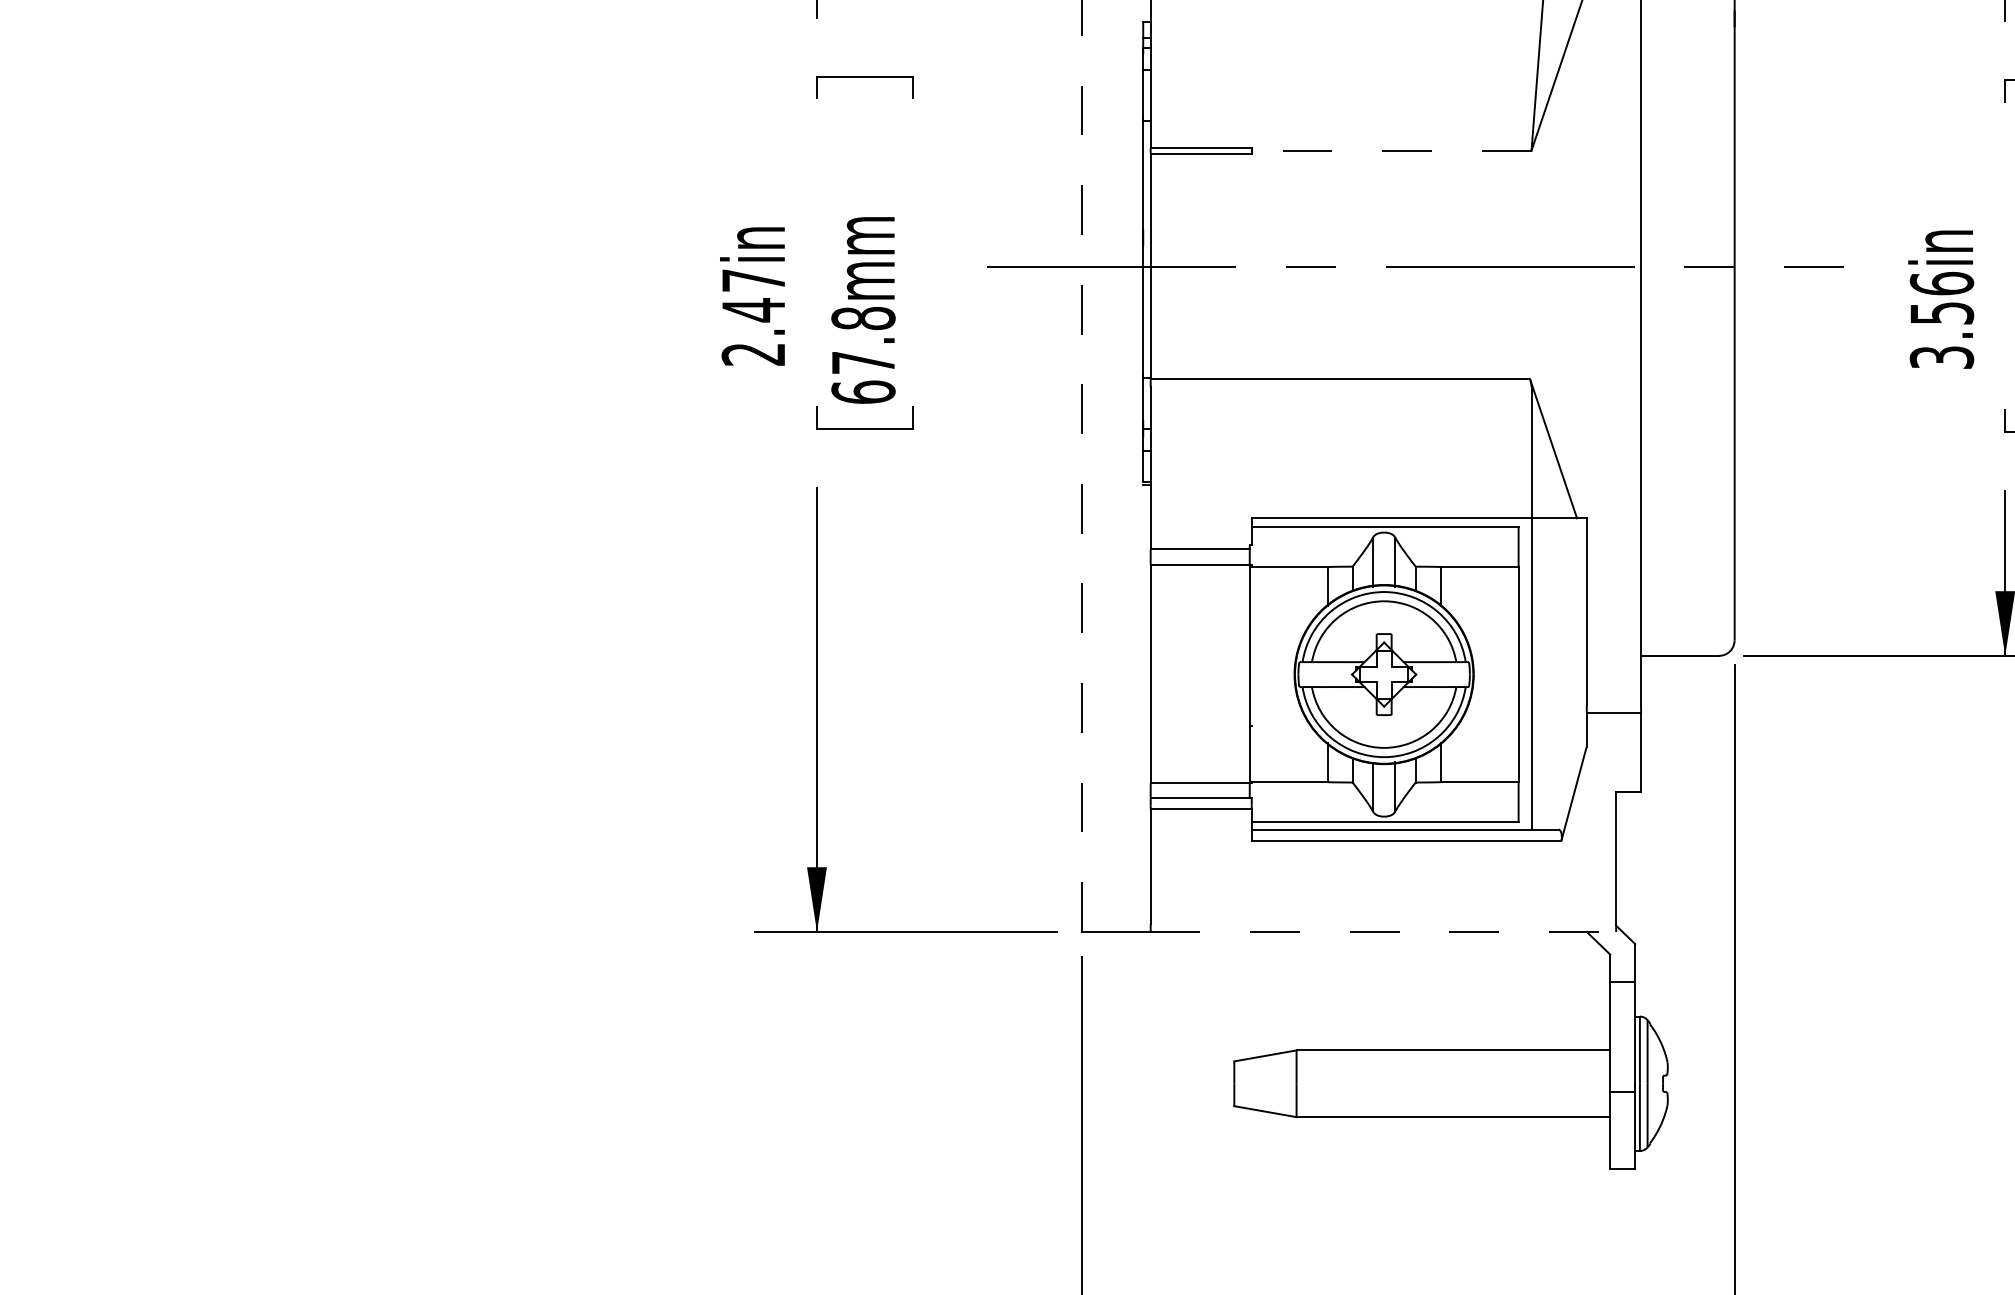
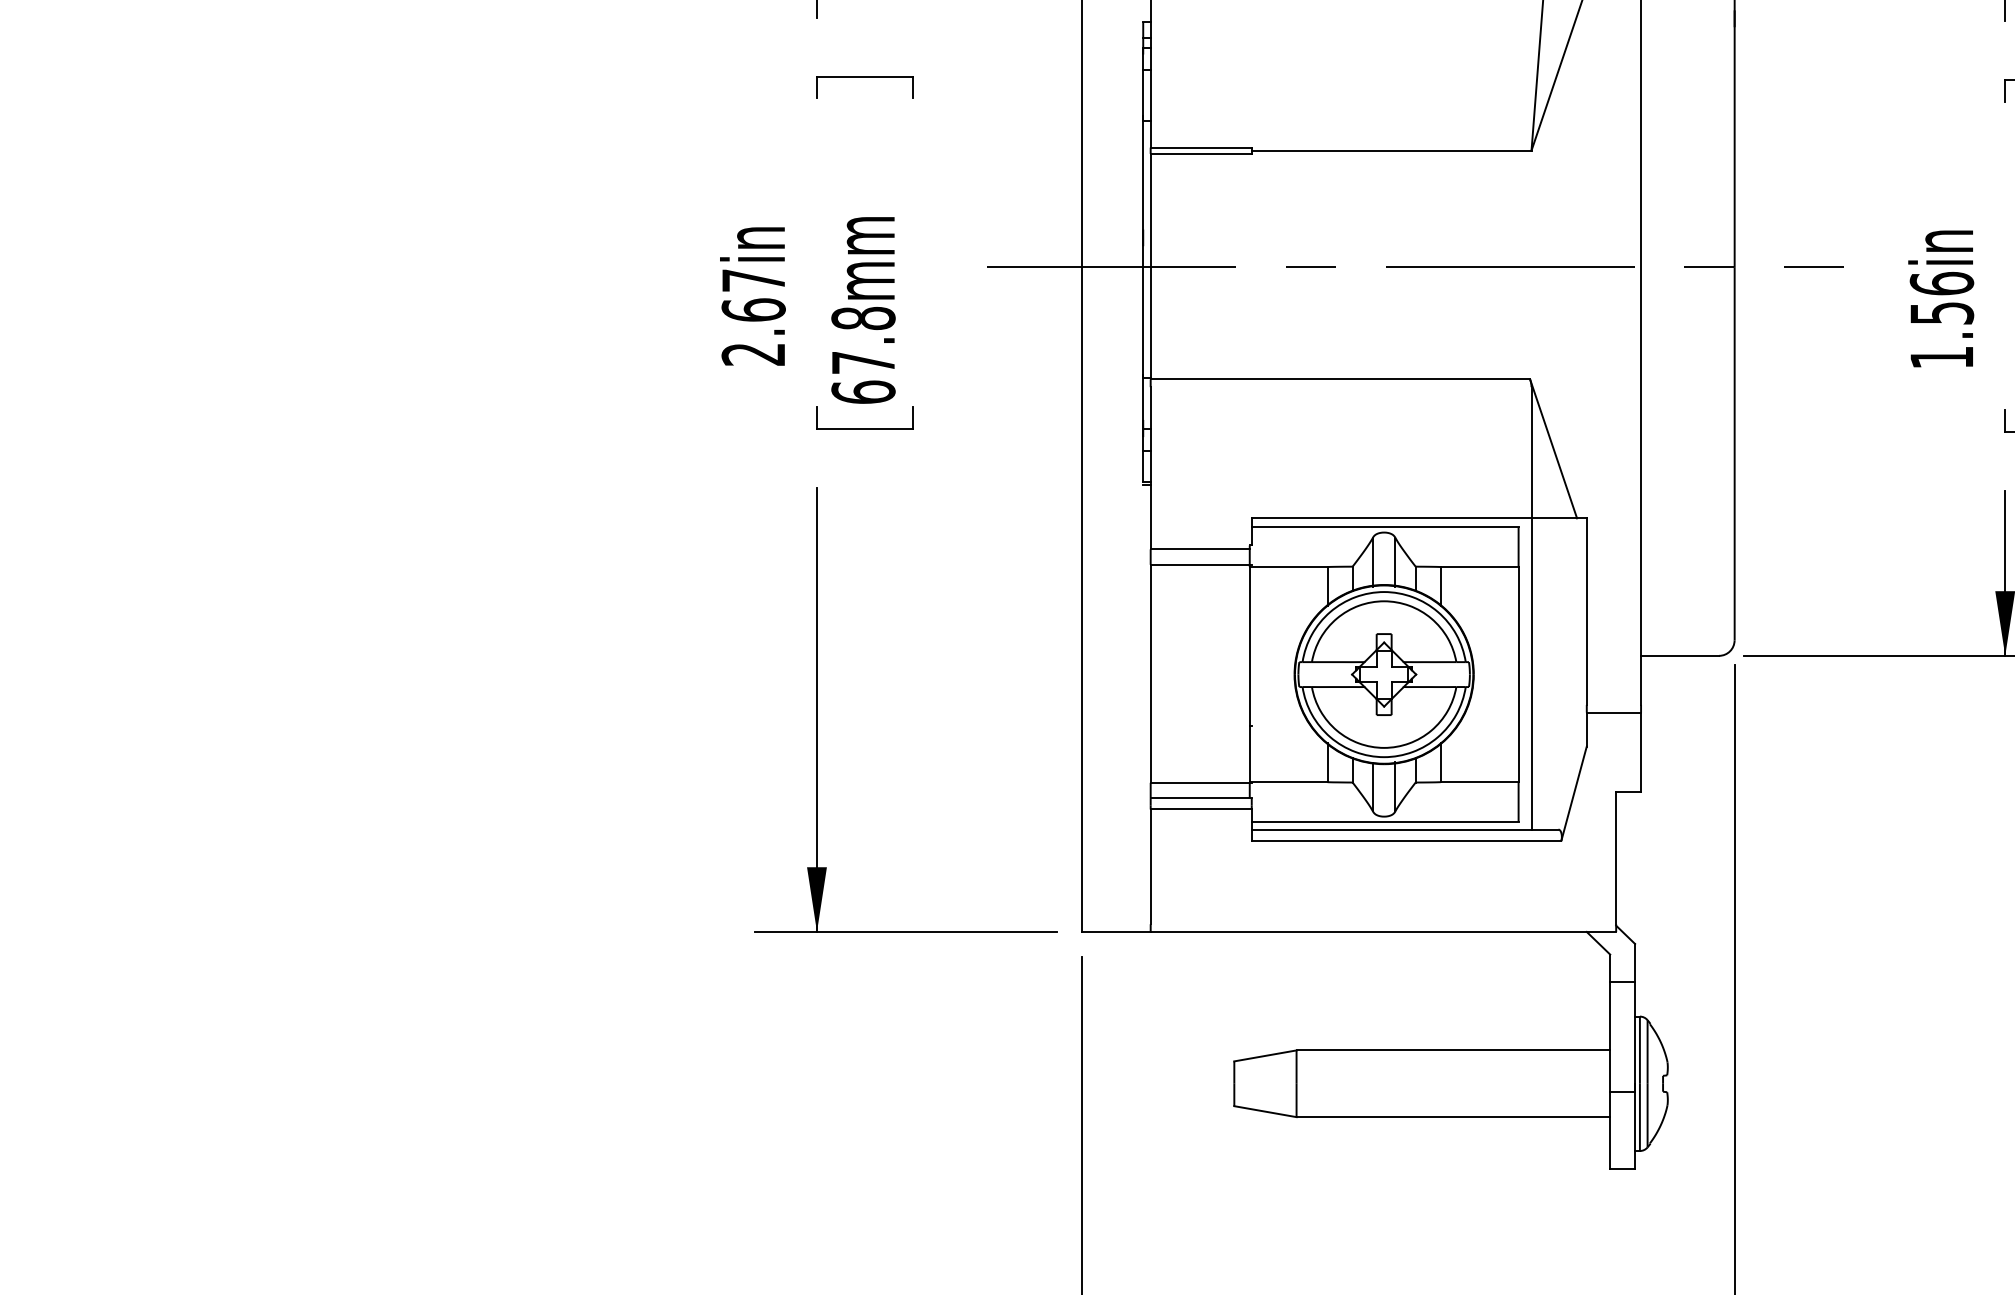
line: dashed -> solid (1391, 150)
text: 2.47in -> 2.67in (753, 310)
text: 3.56in -> 1.56in (1941, 357)
line: dashed -> solid (1081, 466)
line: dashed -> solid (1383, 931)
